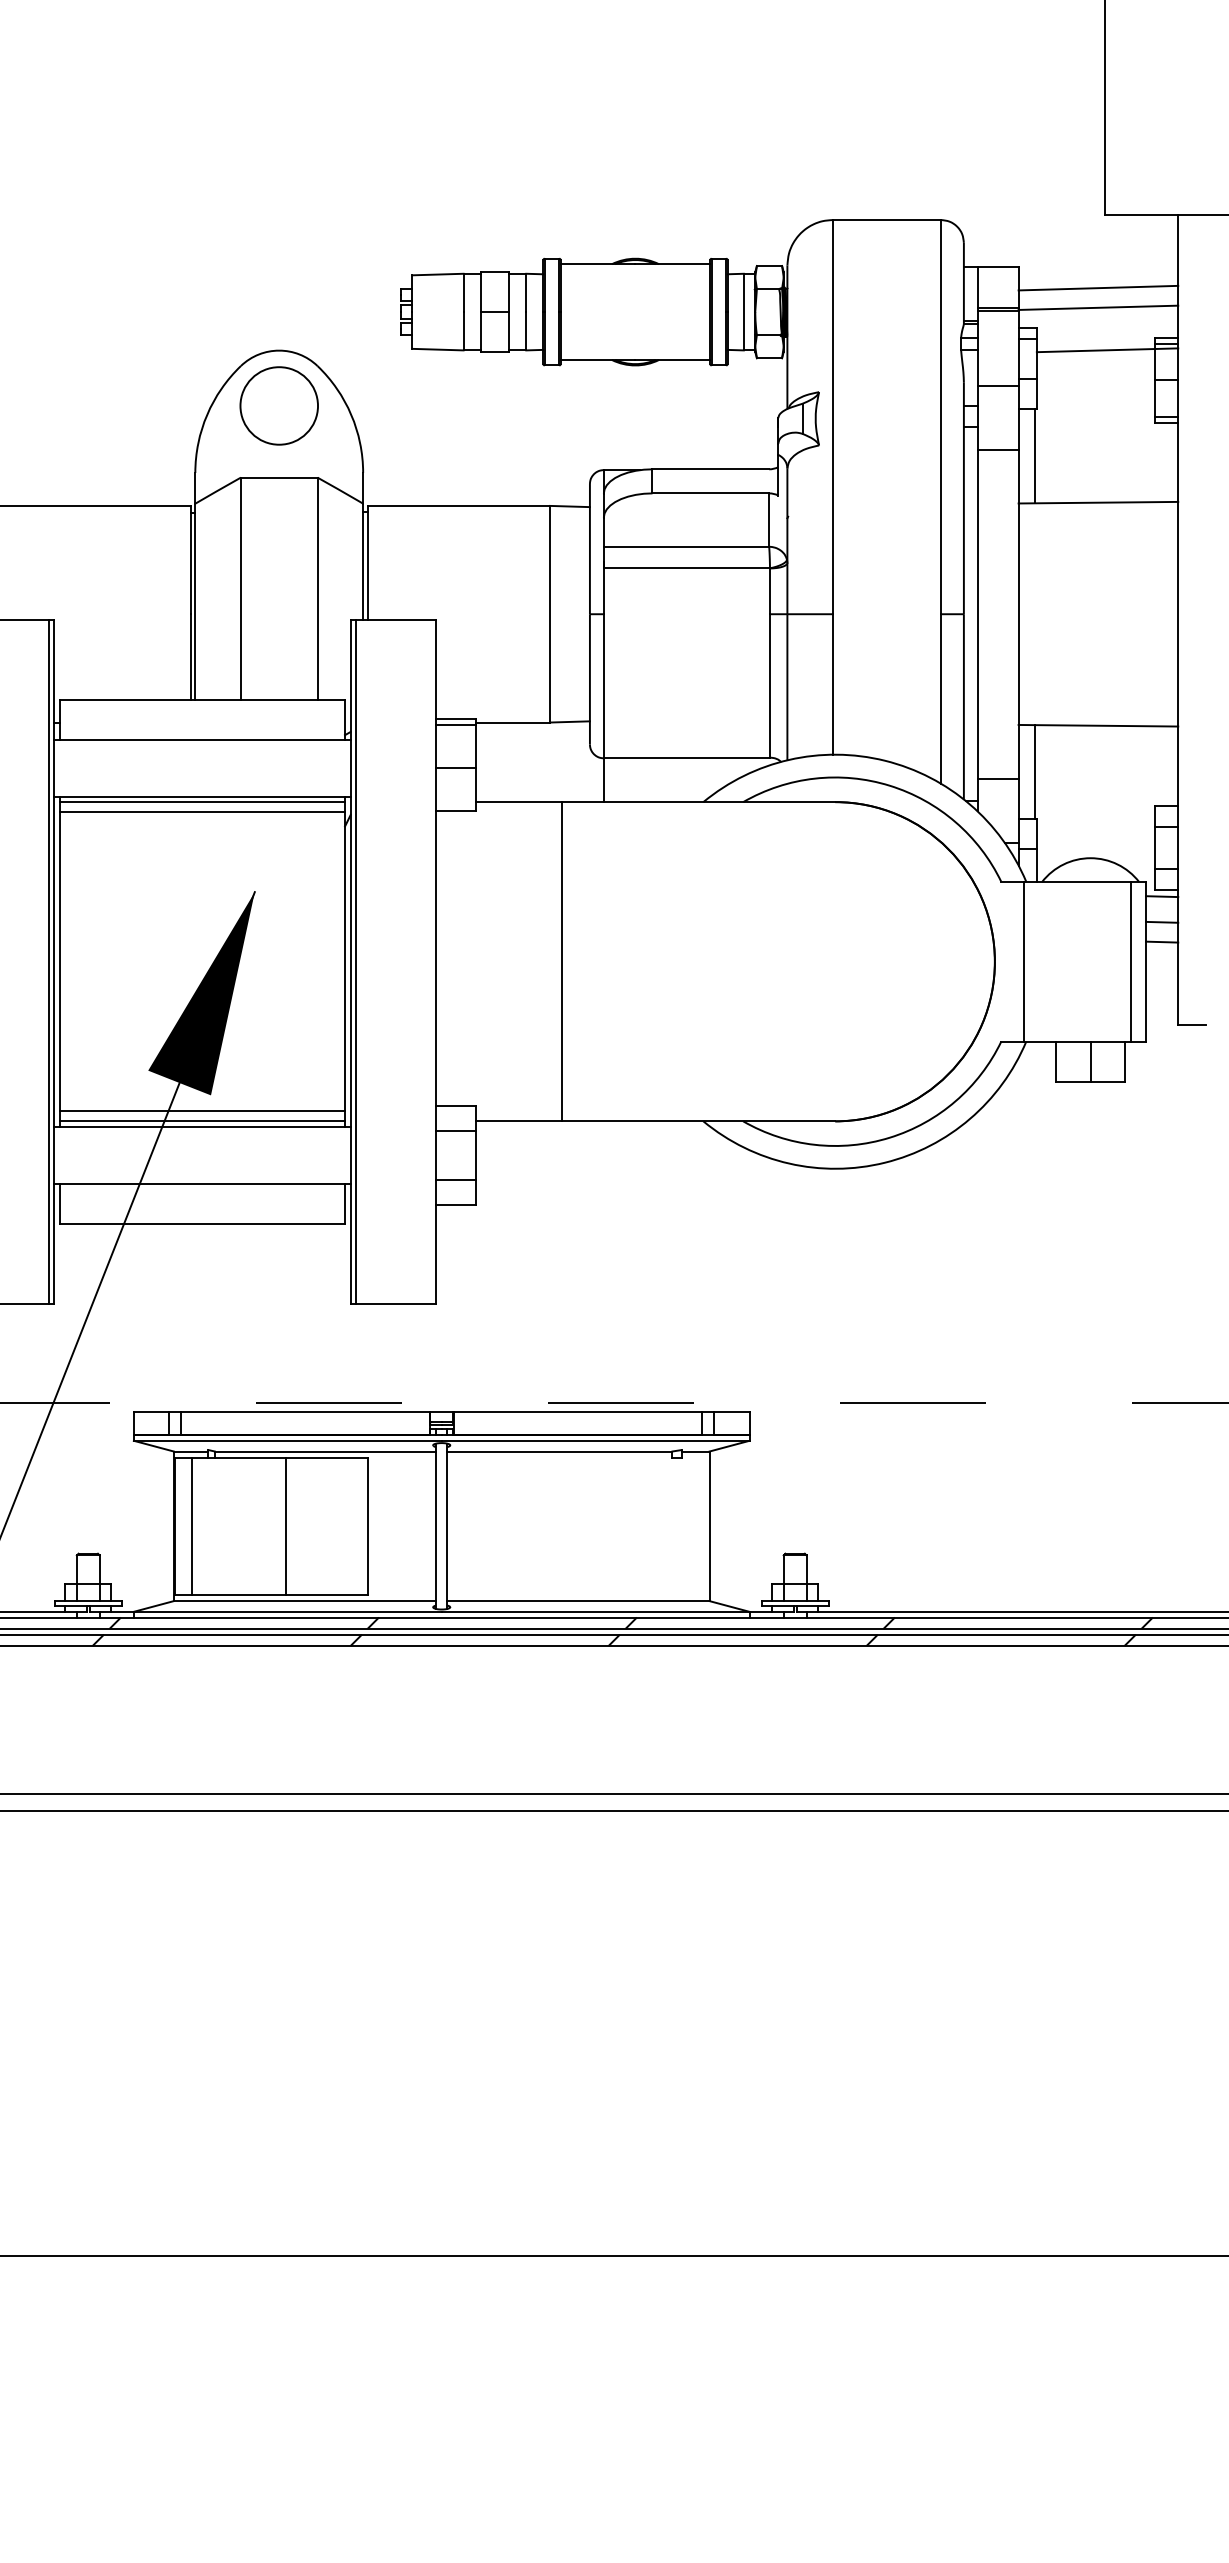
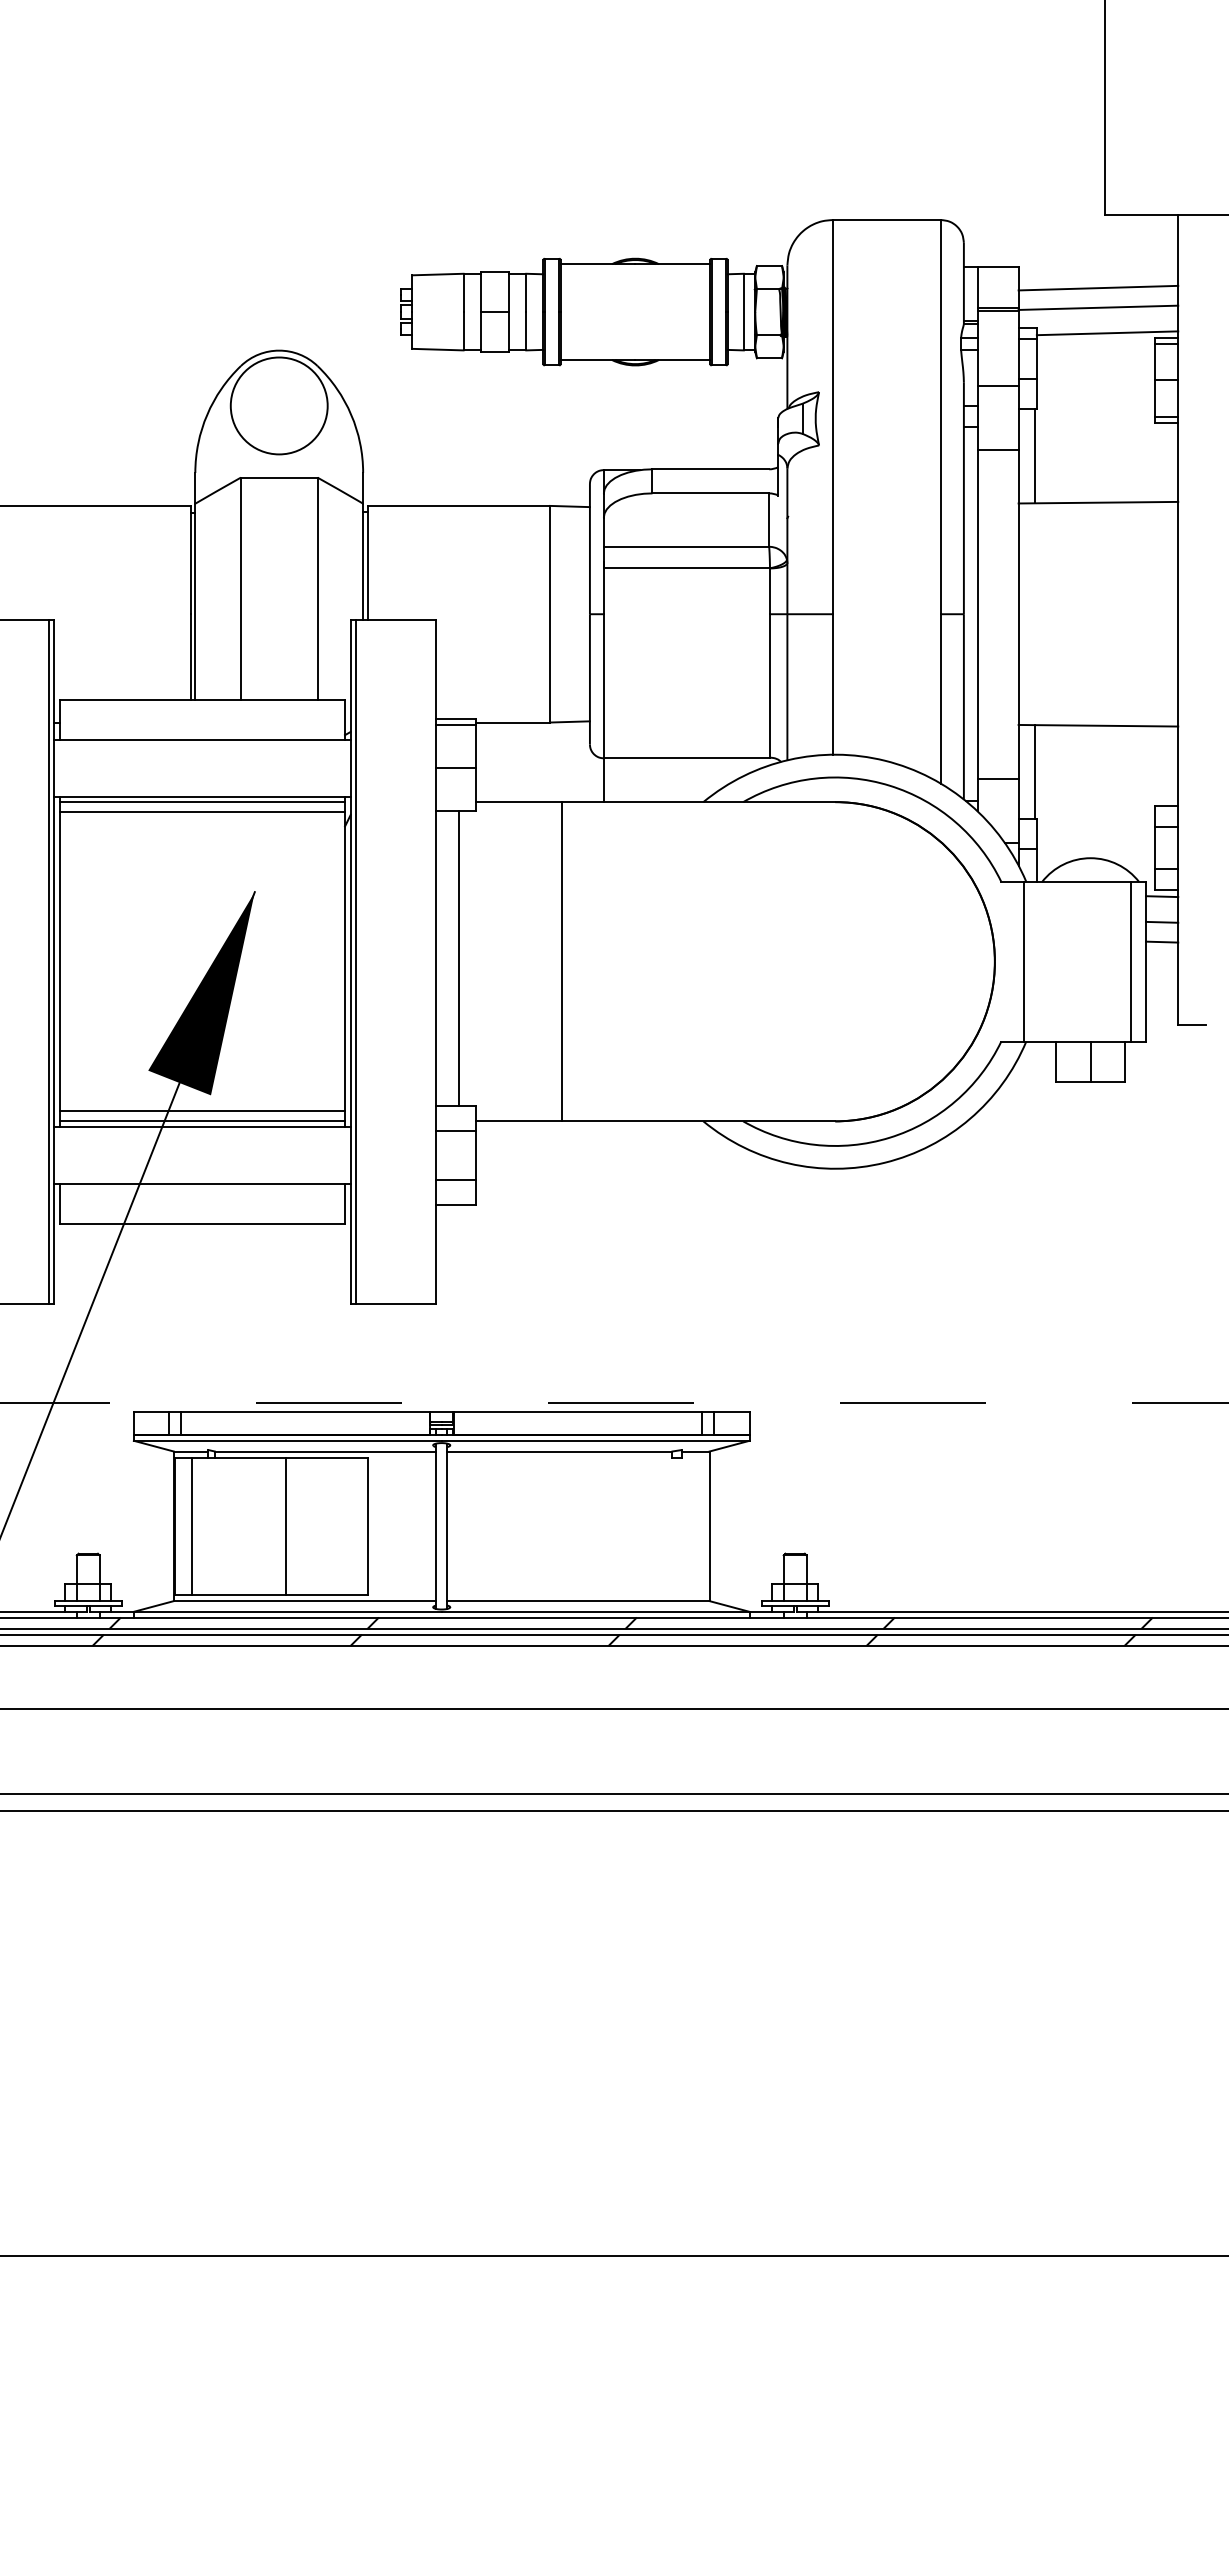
line position: (1107, 350) -> (1107, 333) (1107, 333)
circle diameter: 78 px -> 97 px (278, 405)
line: none -> present (459, 958)
line: none -> present (613, 1708)
